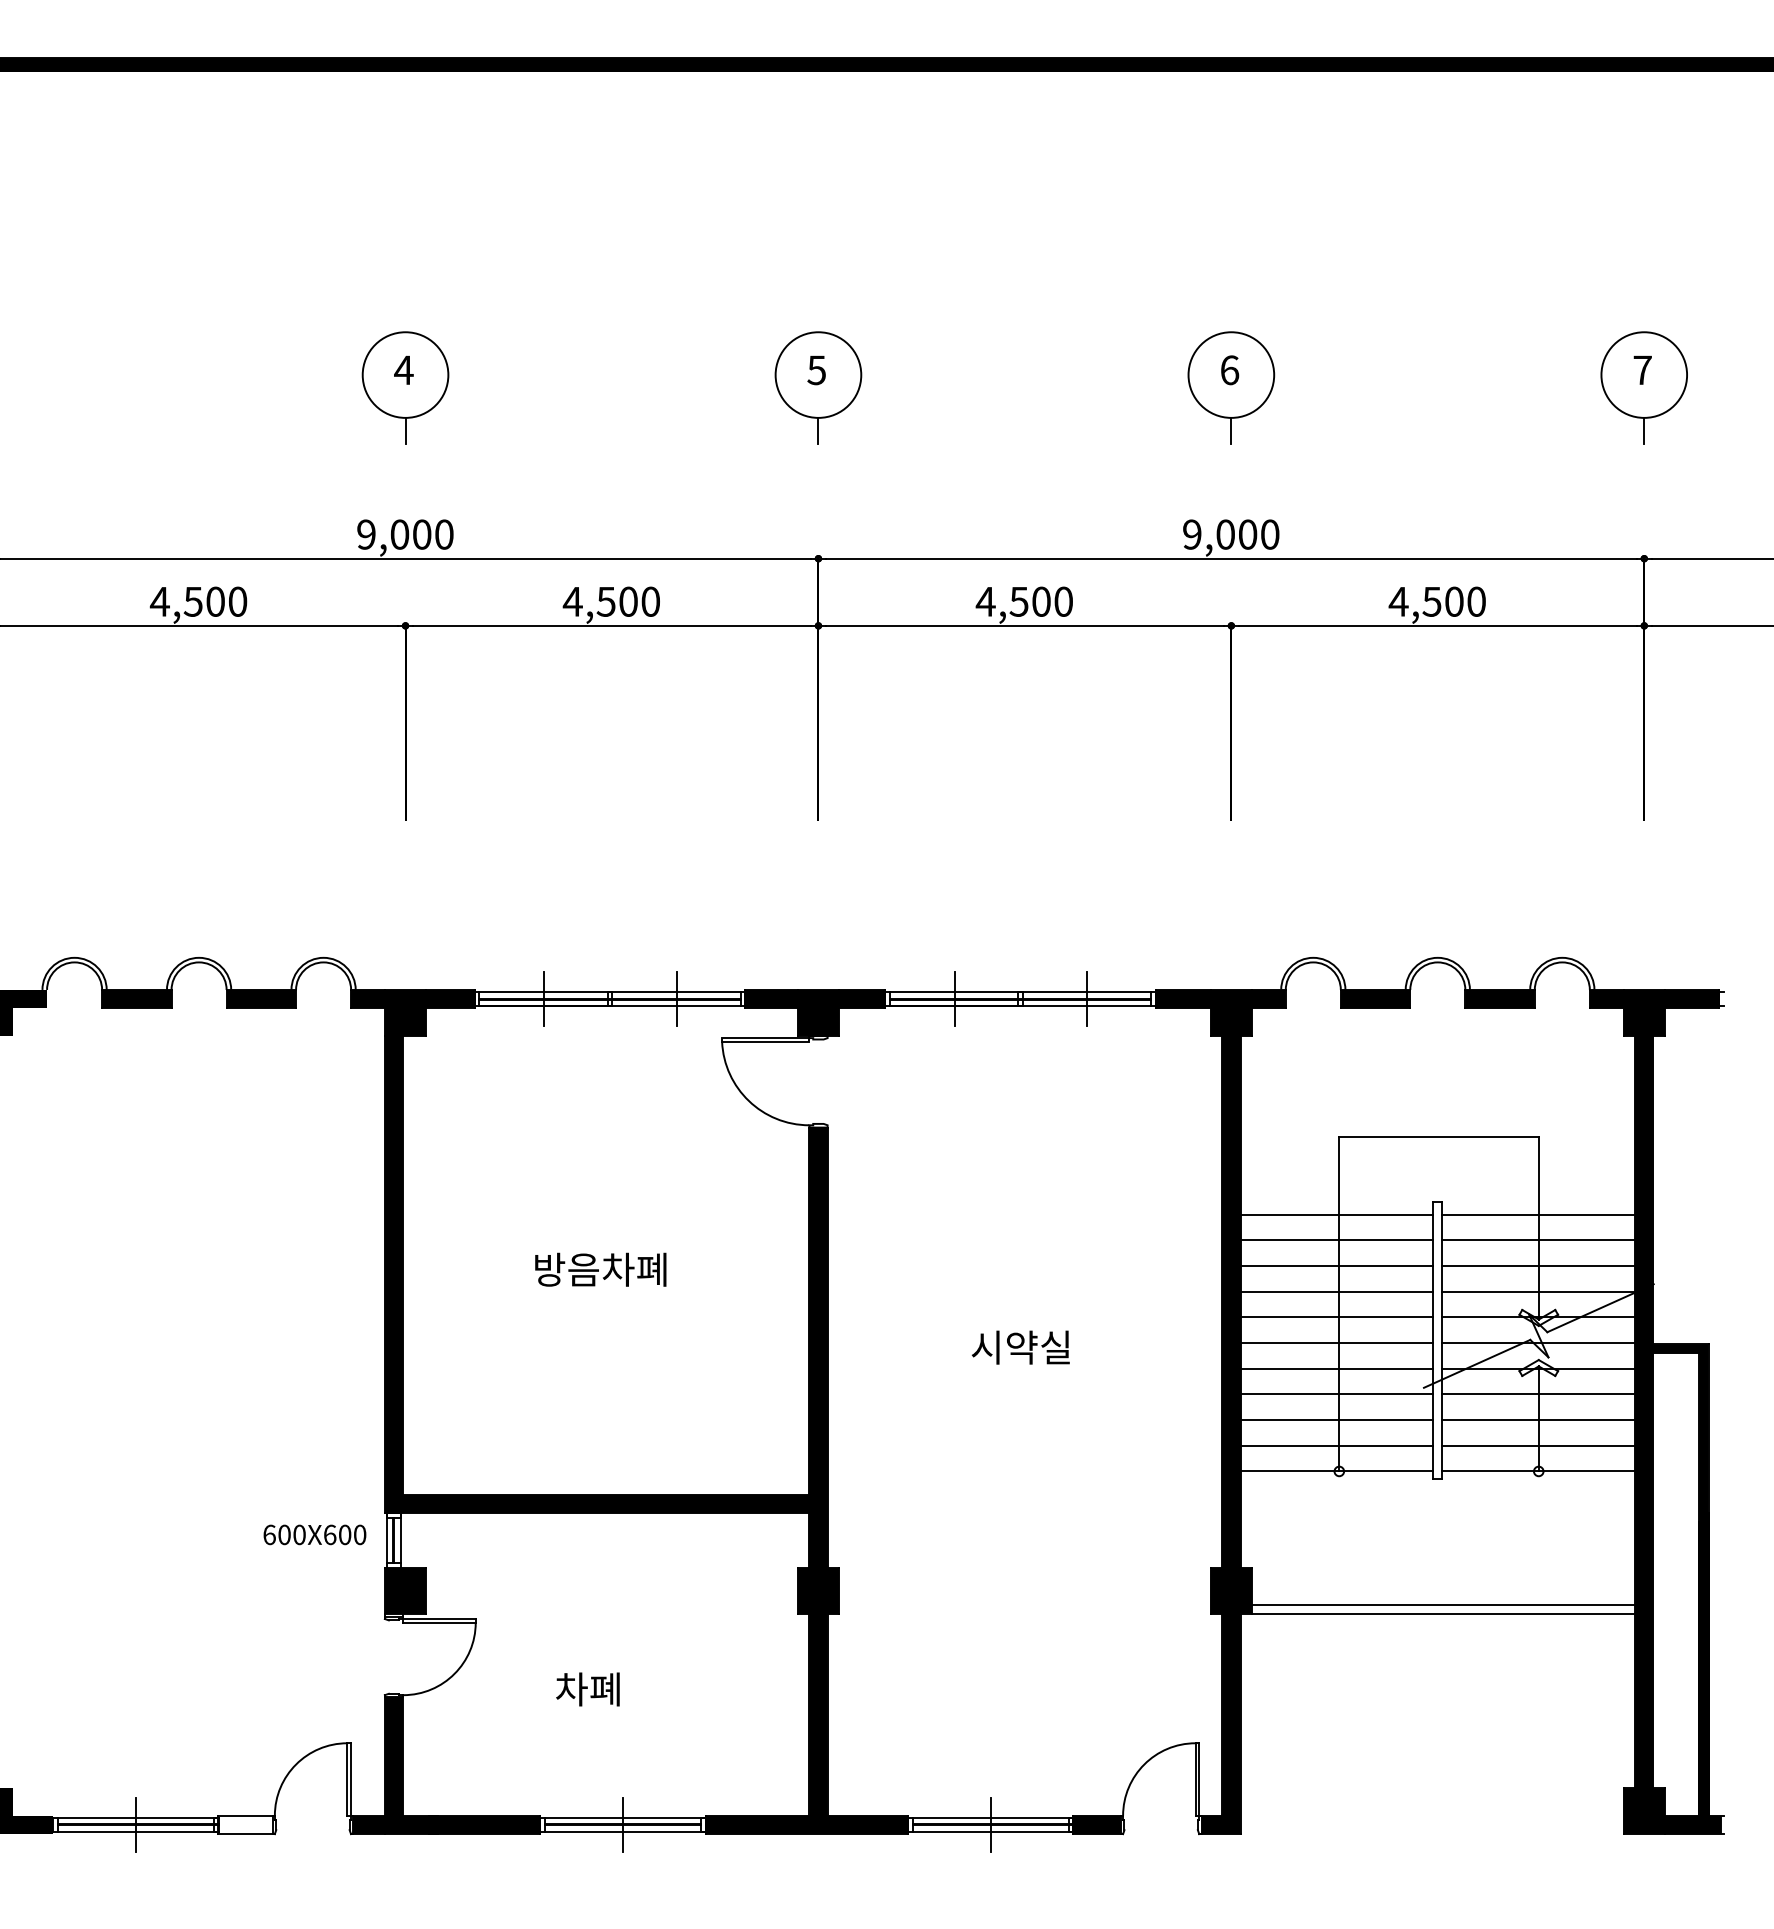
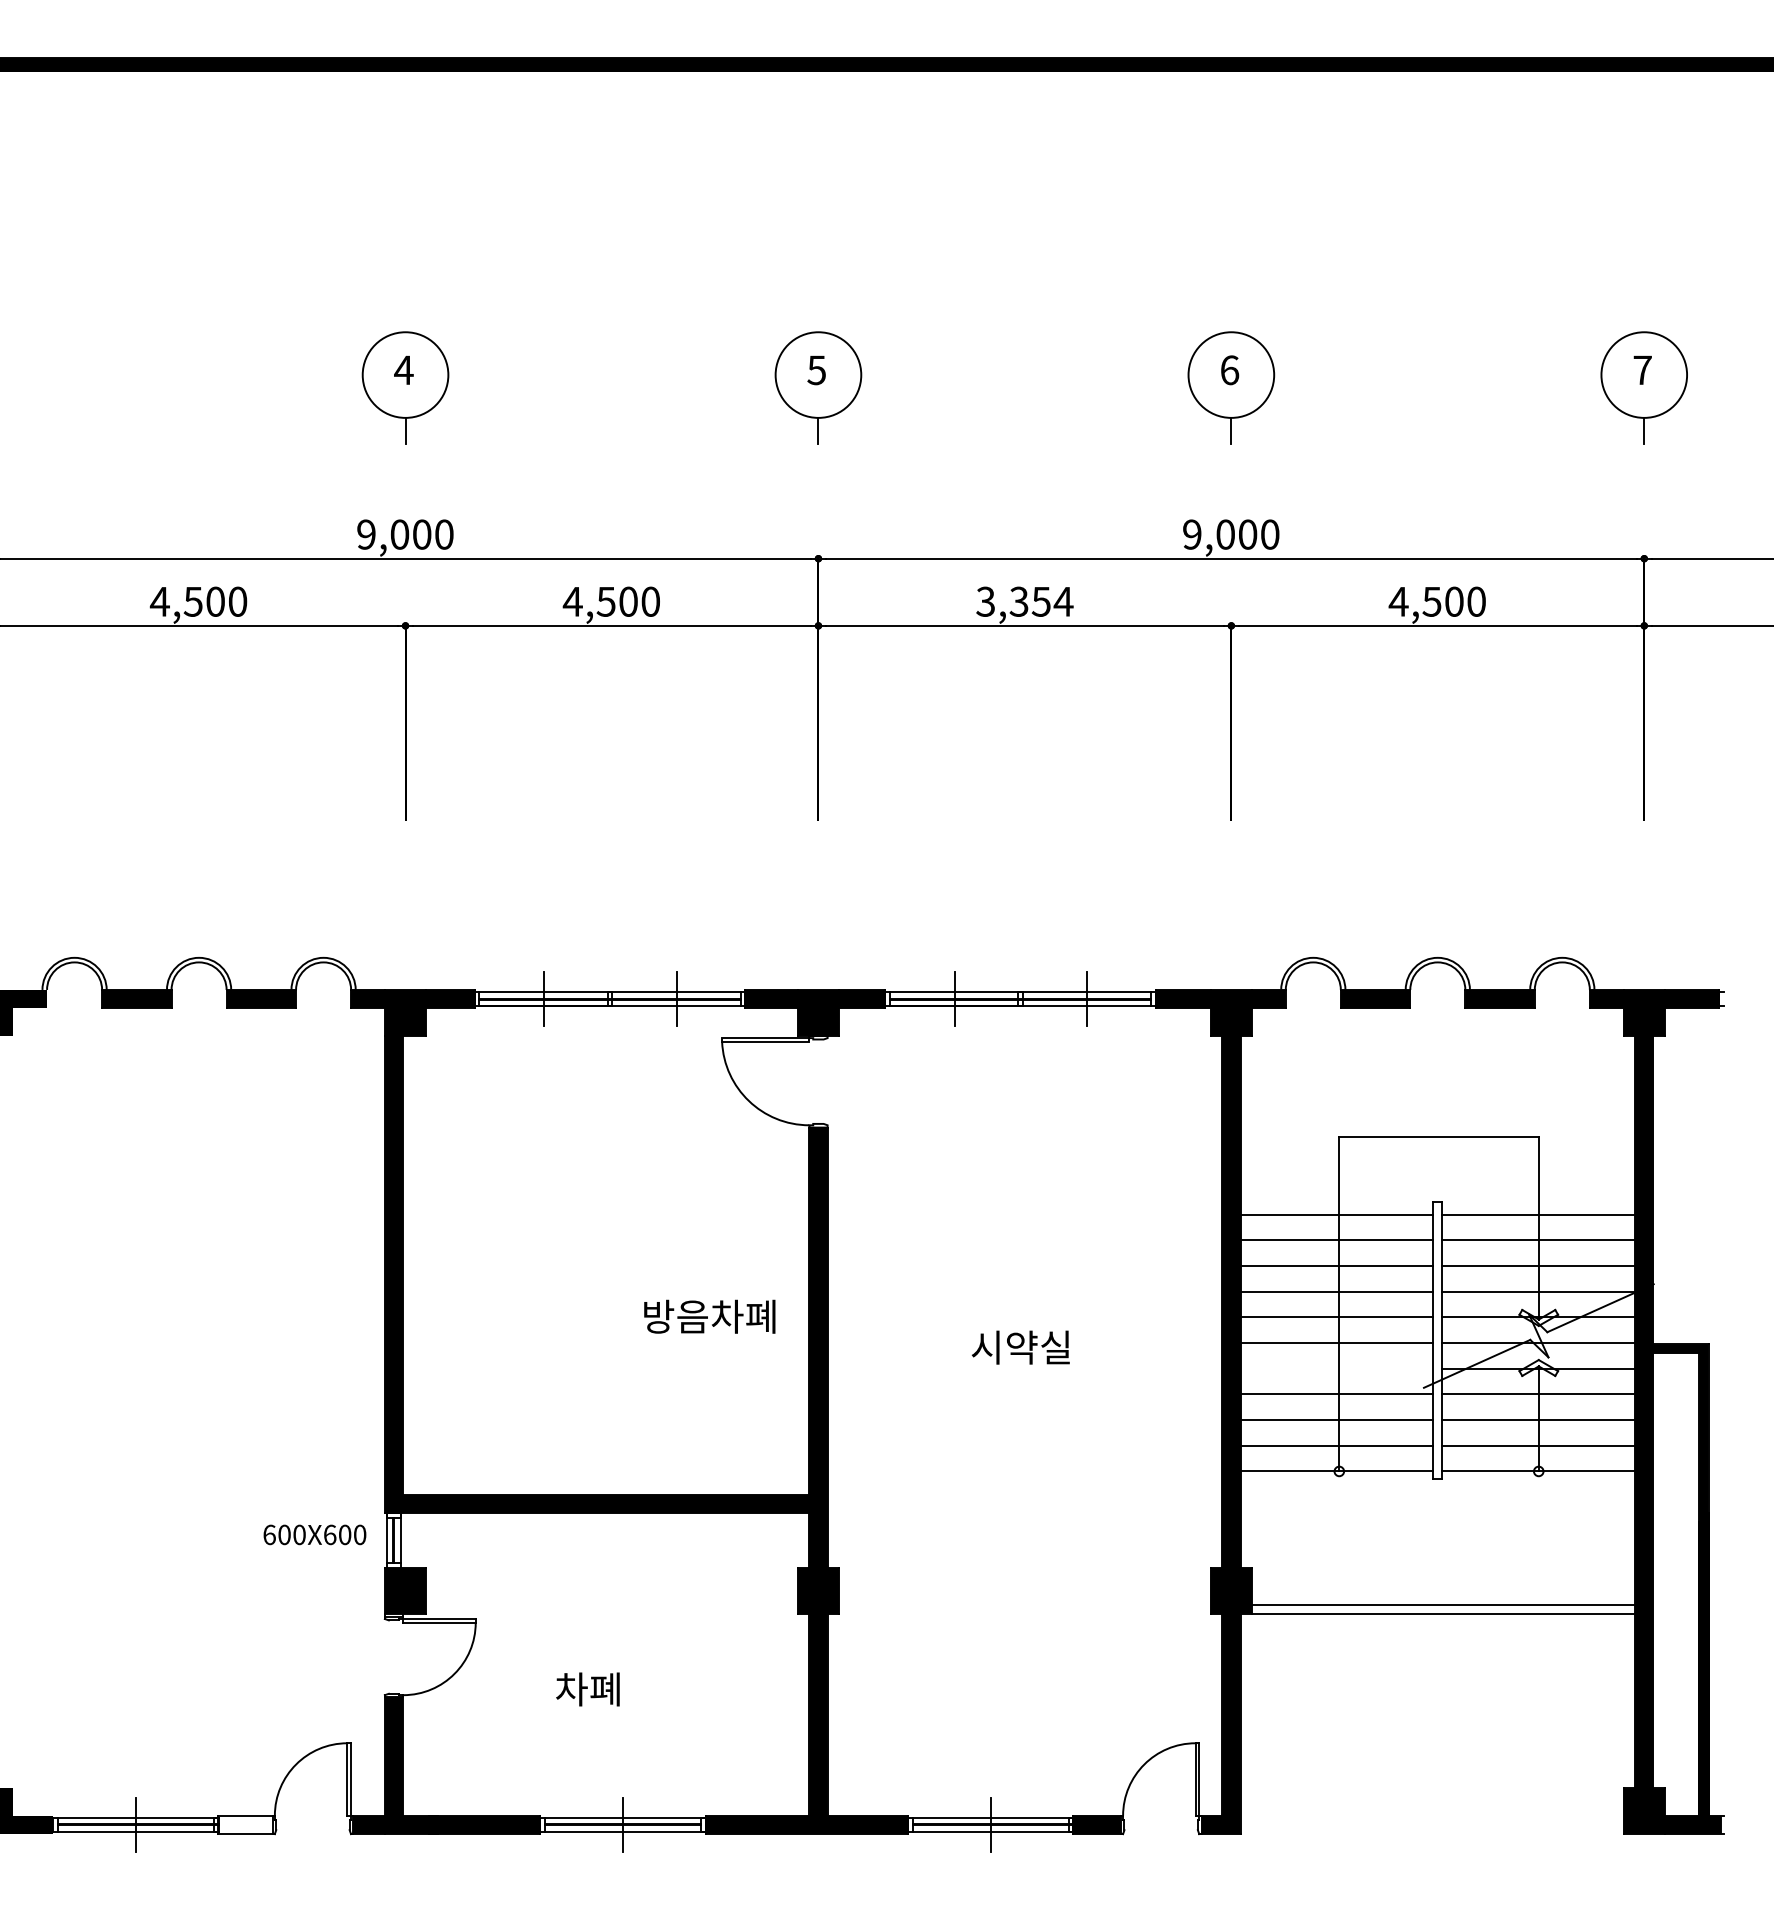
text: 4,500 -> 3,354 (1024, 601)
text position: (600, 1269) -> (709, 1316) (709, 1316)
line: present -> none (1336, 1368)
